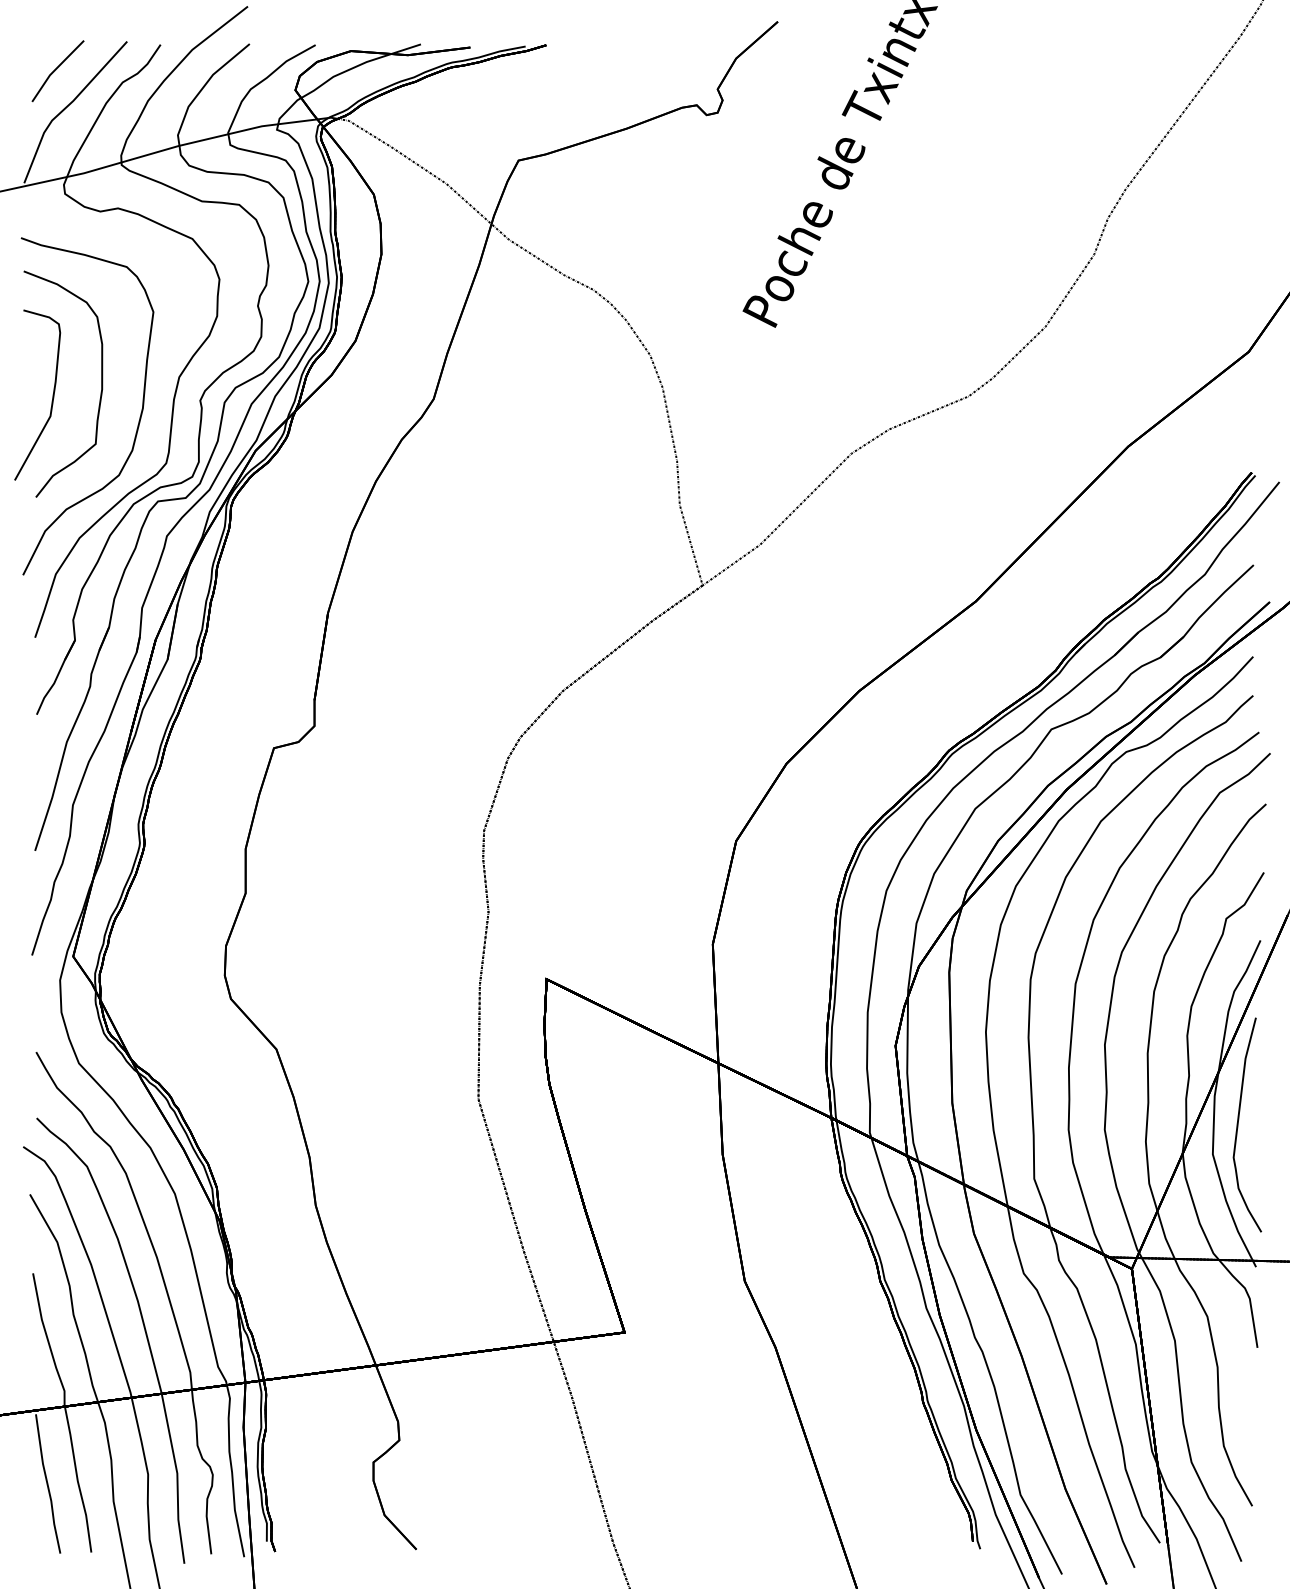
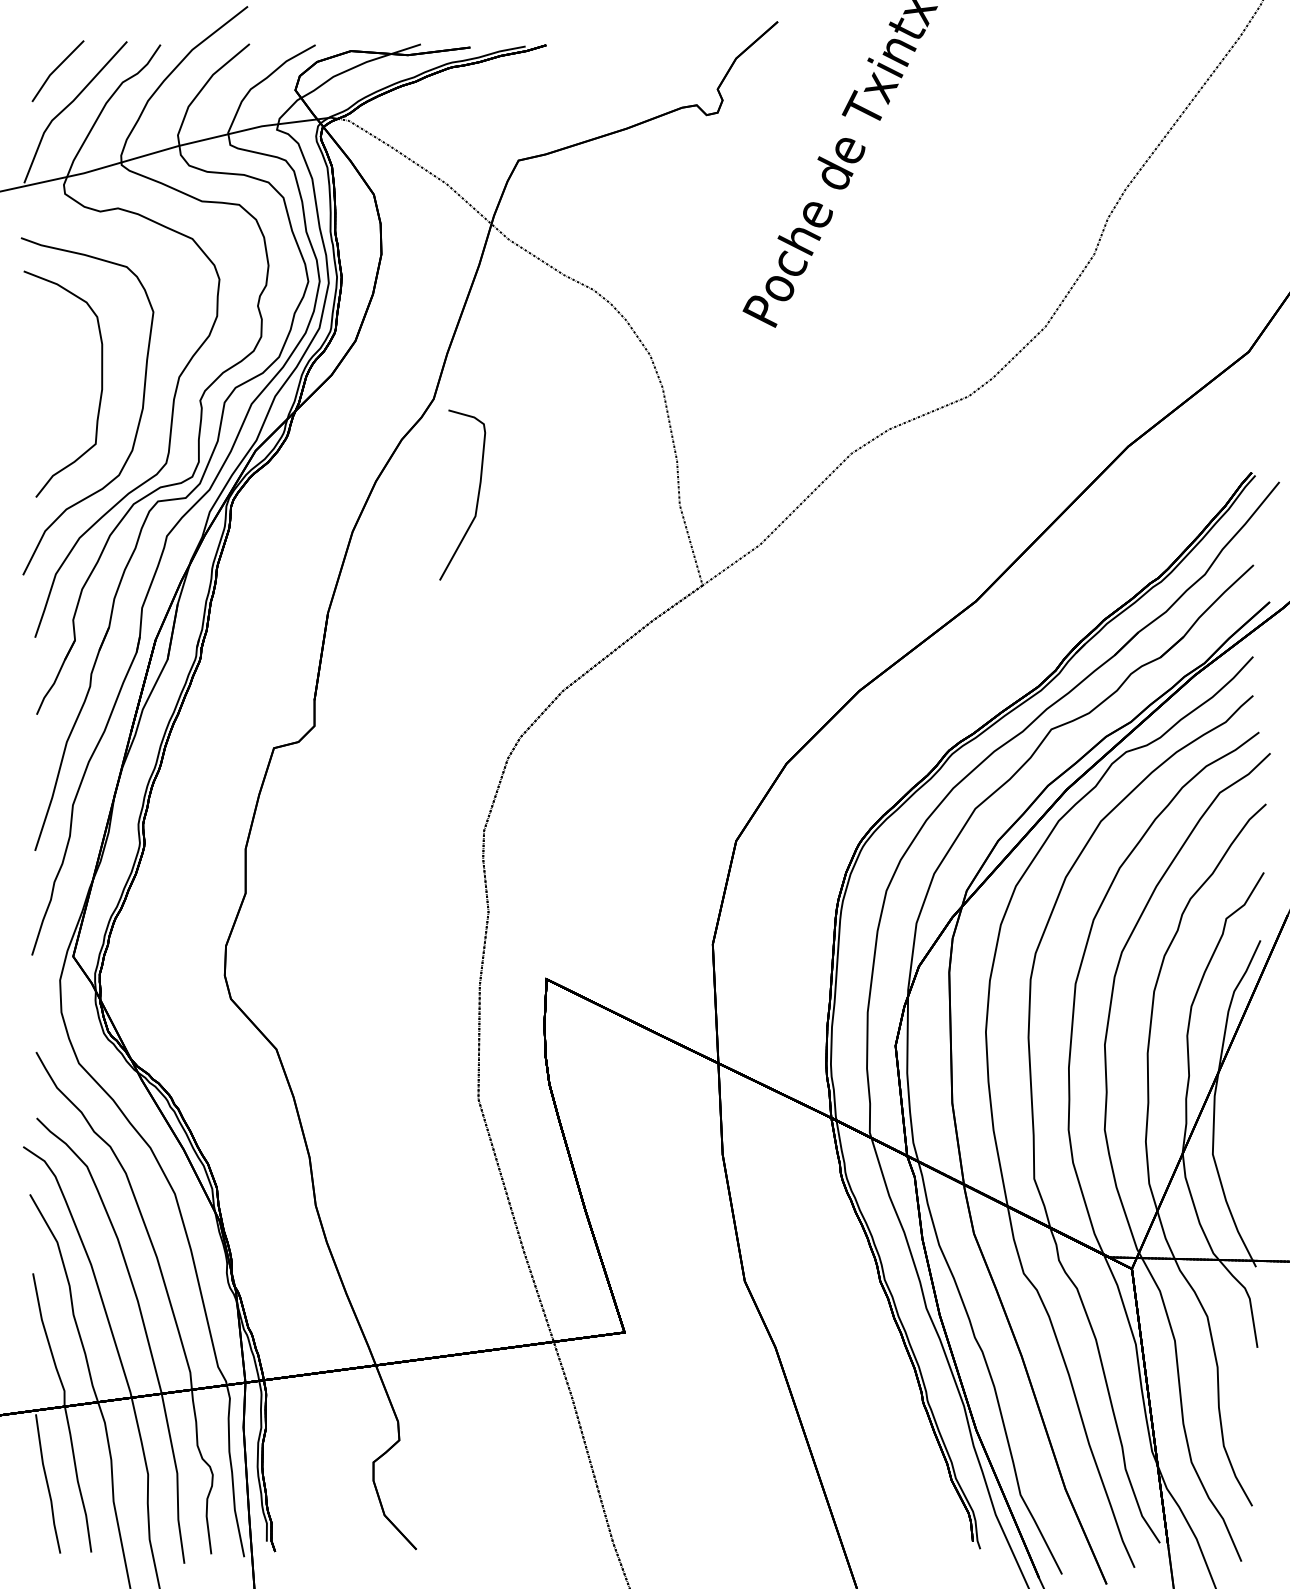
part position: (52, 394) -> (477, 494) (477, 494)
curve: present -> none (1238, 1124)
